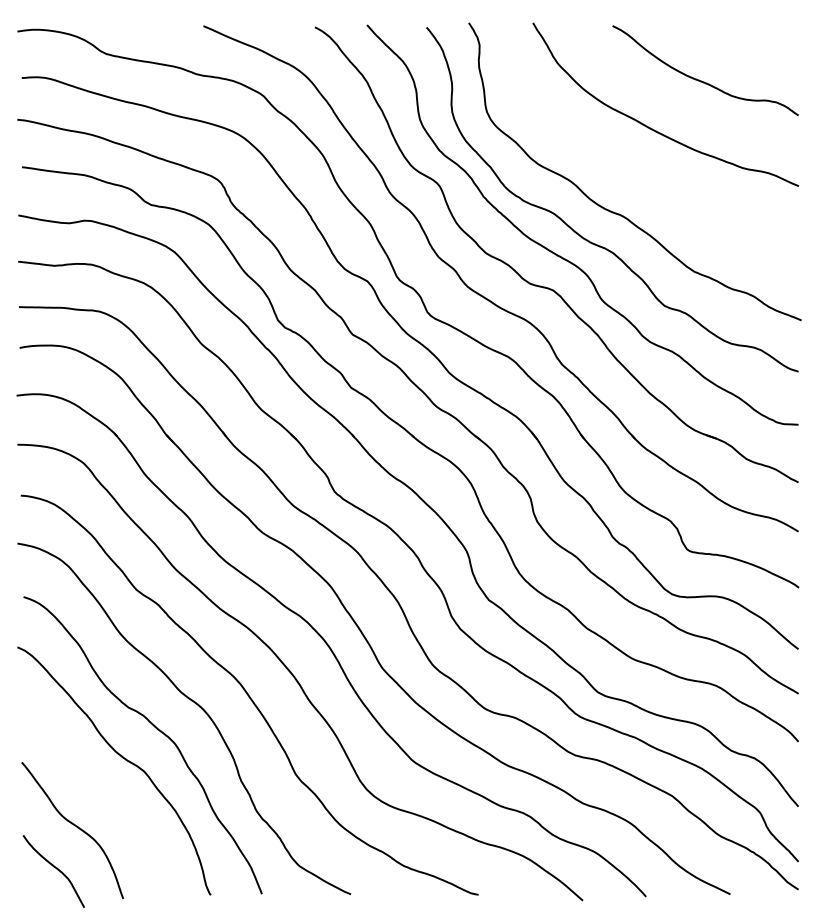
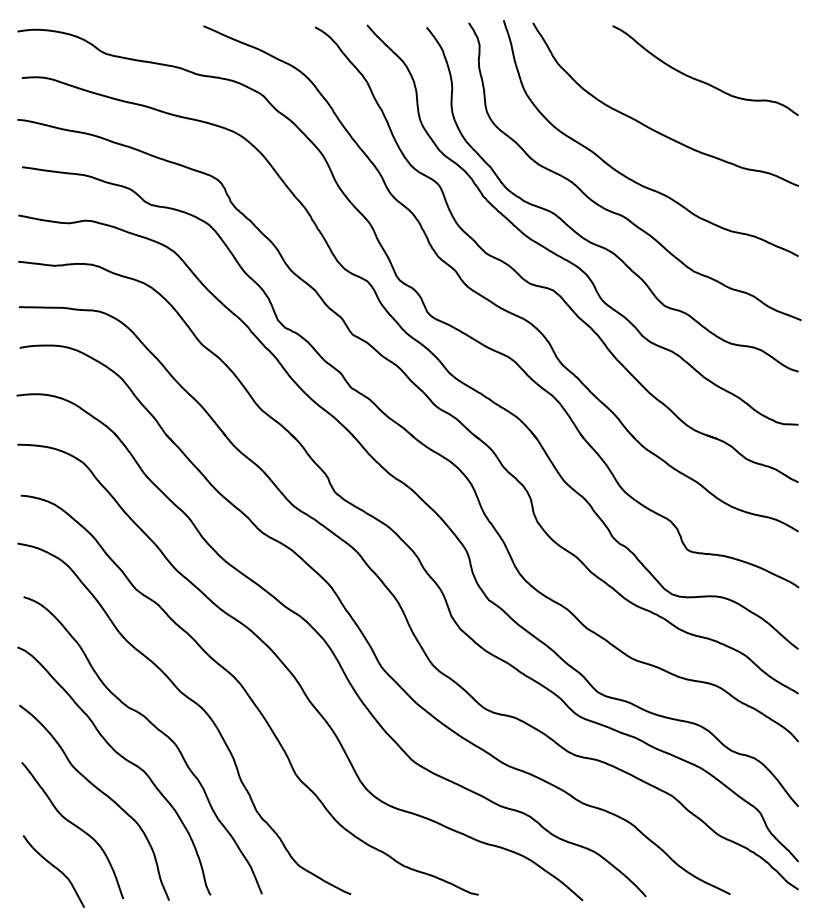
curve: none -> present (629, 177)
curve: none -> present (100, 792)
